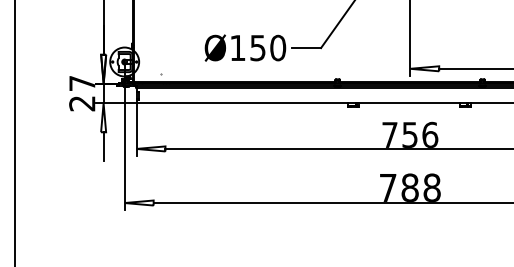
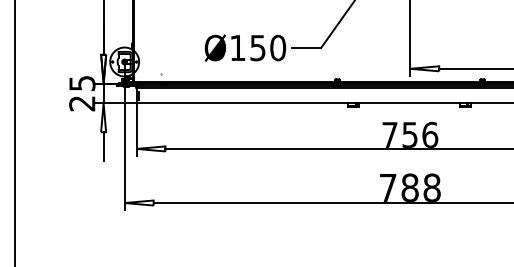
text: 27 -> 25 (82, 83)
